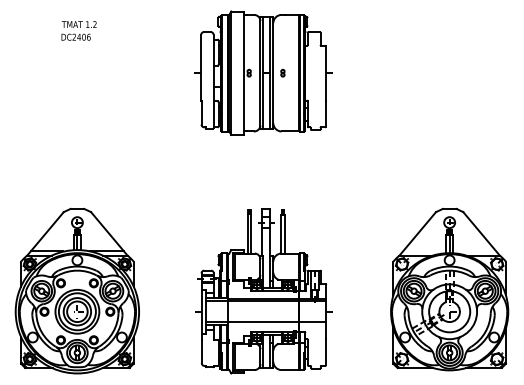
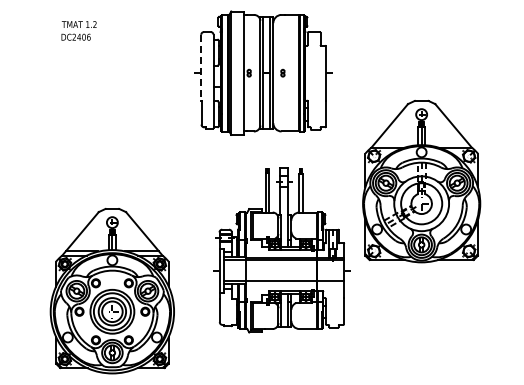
line: solid -> dashed (201, 68)
part position: (449, 289) -> (421, 181) (421, 181)
part position: (76, 291) -> (111, 291) (111, 291)
part position: (263, 291) -> (281, 250) (281, 250)
